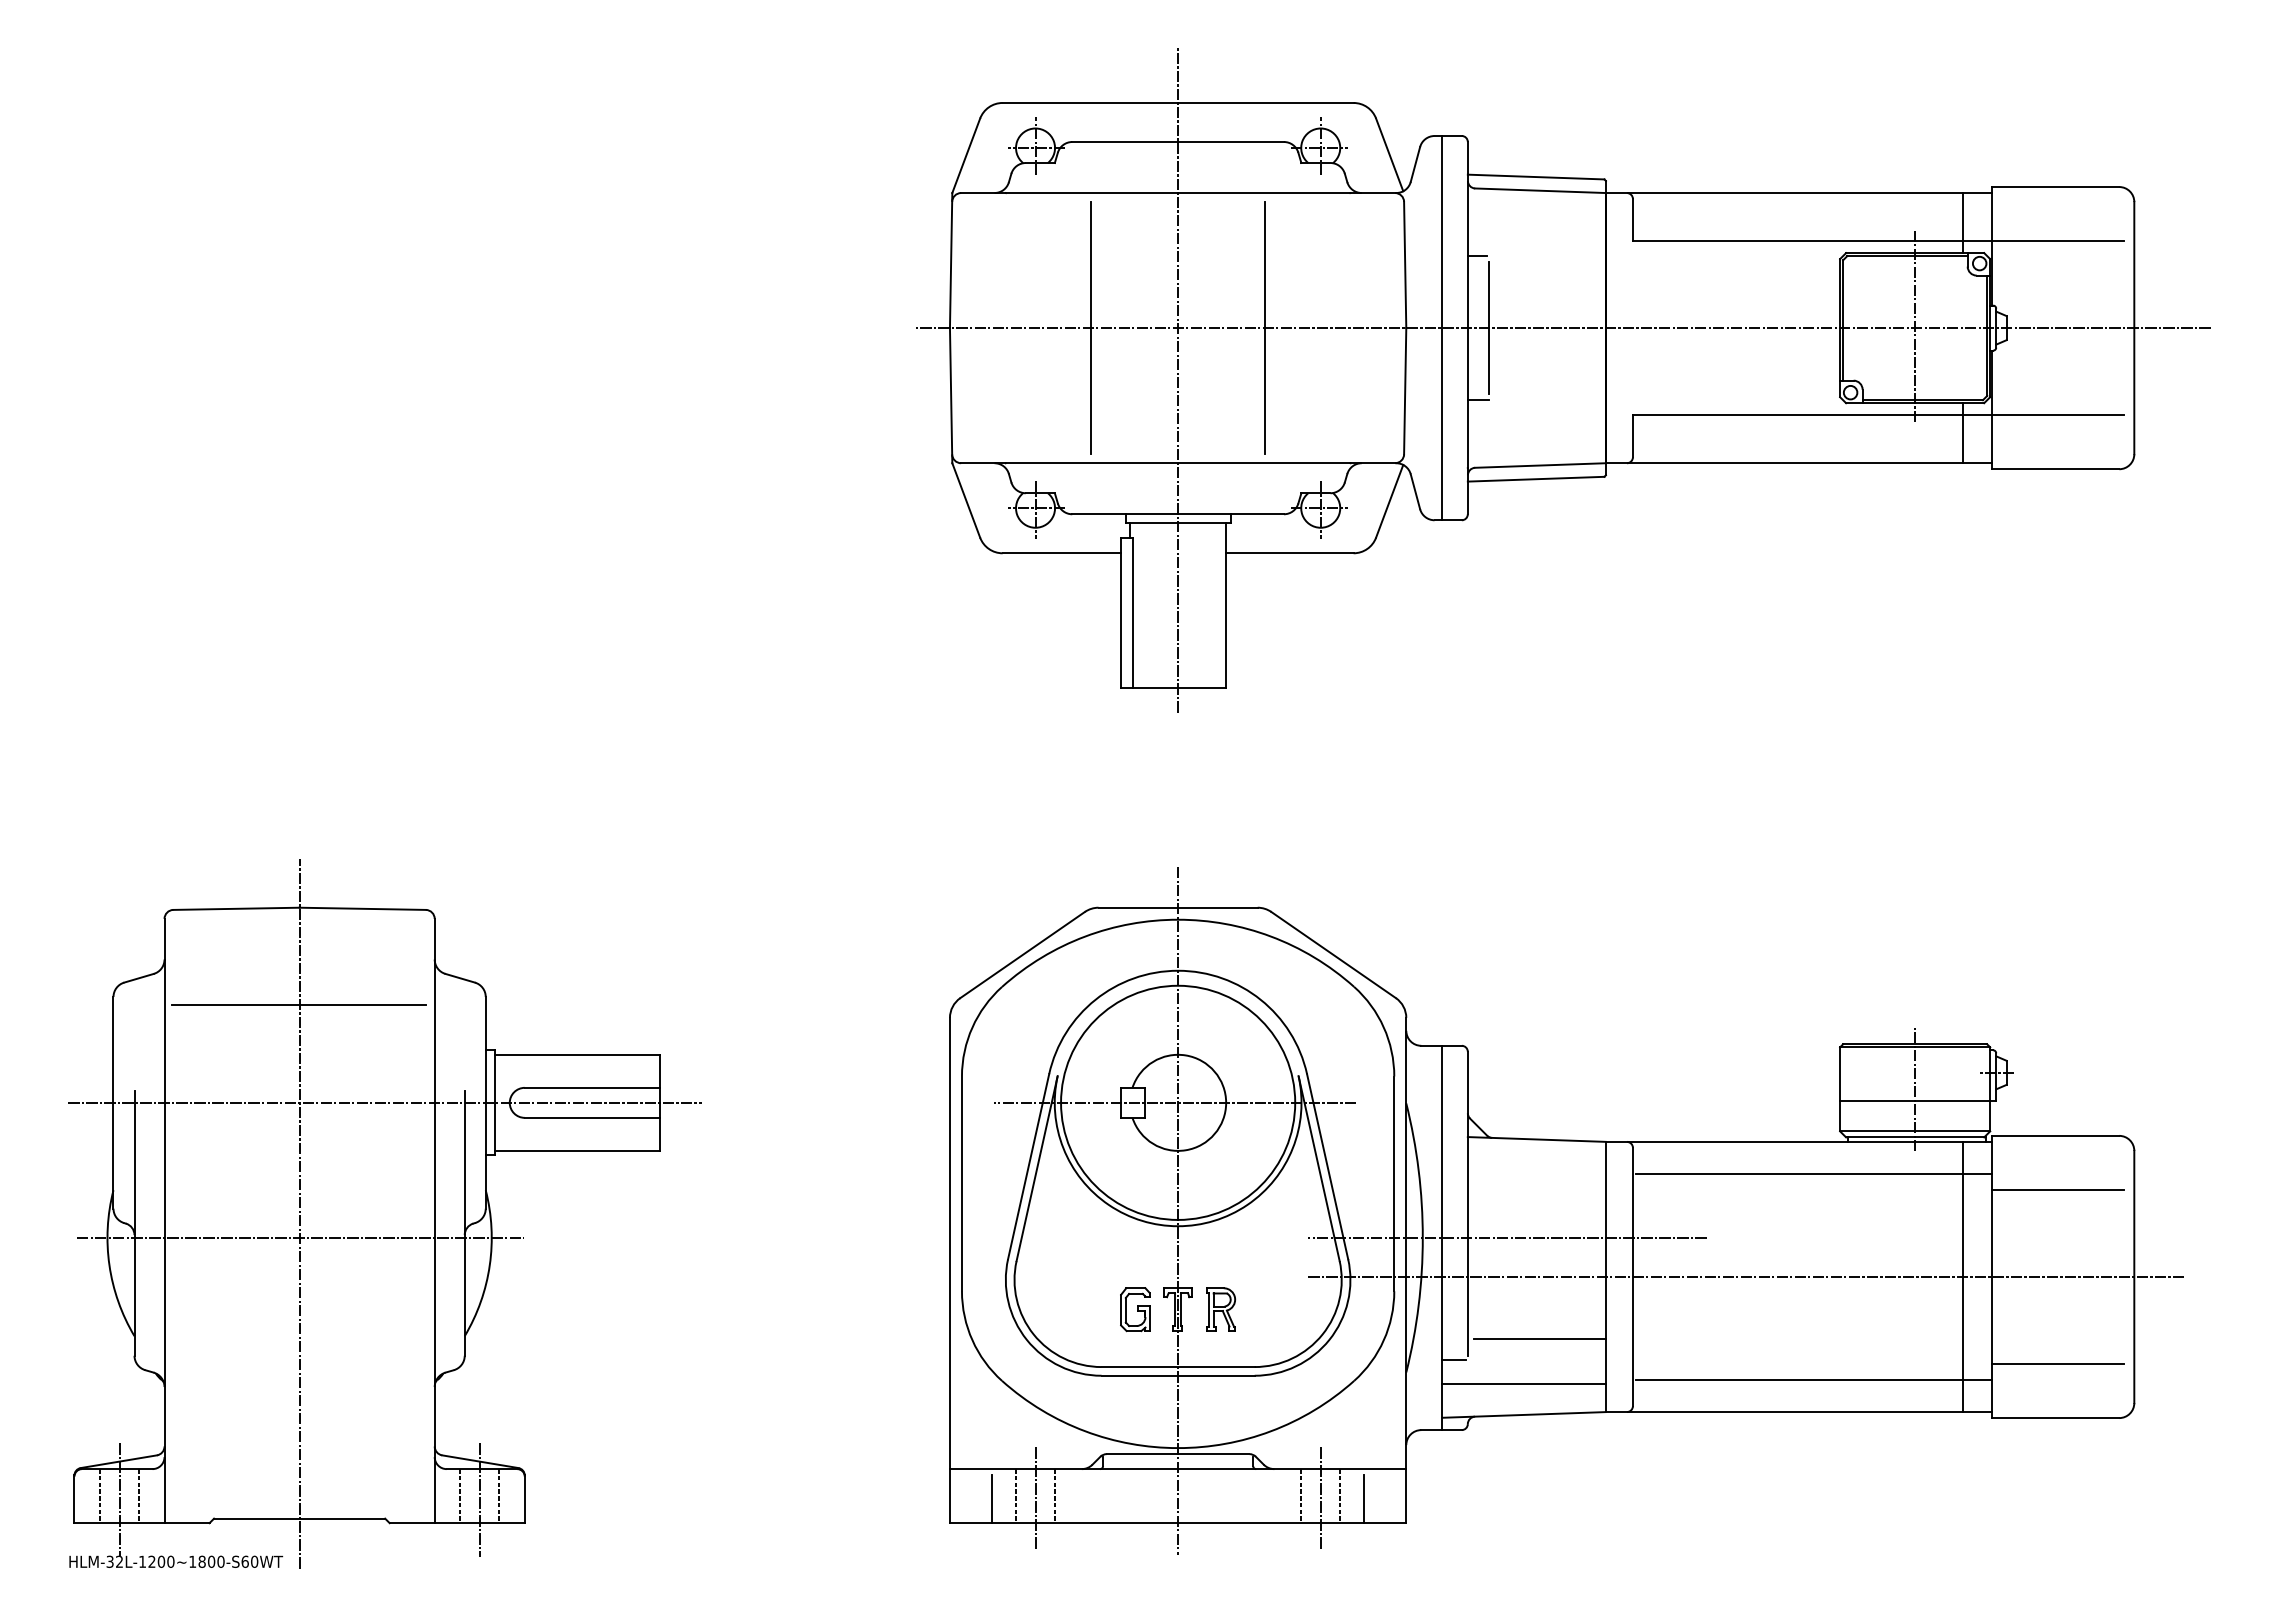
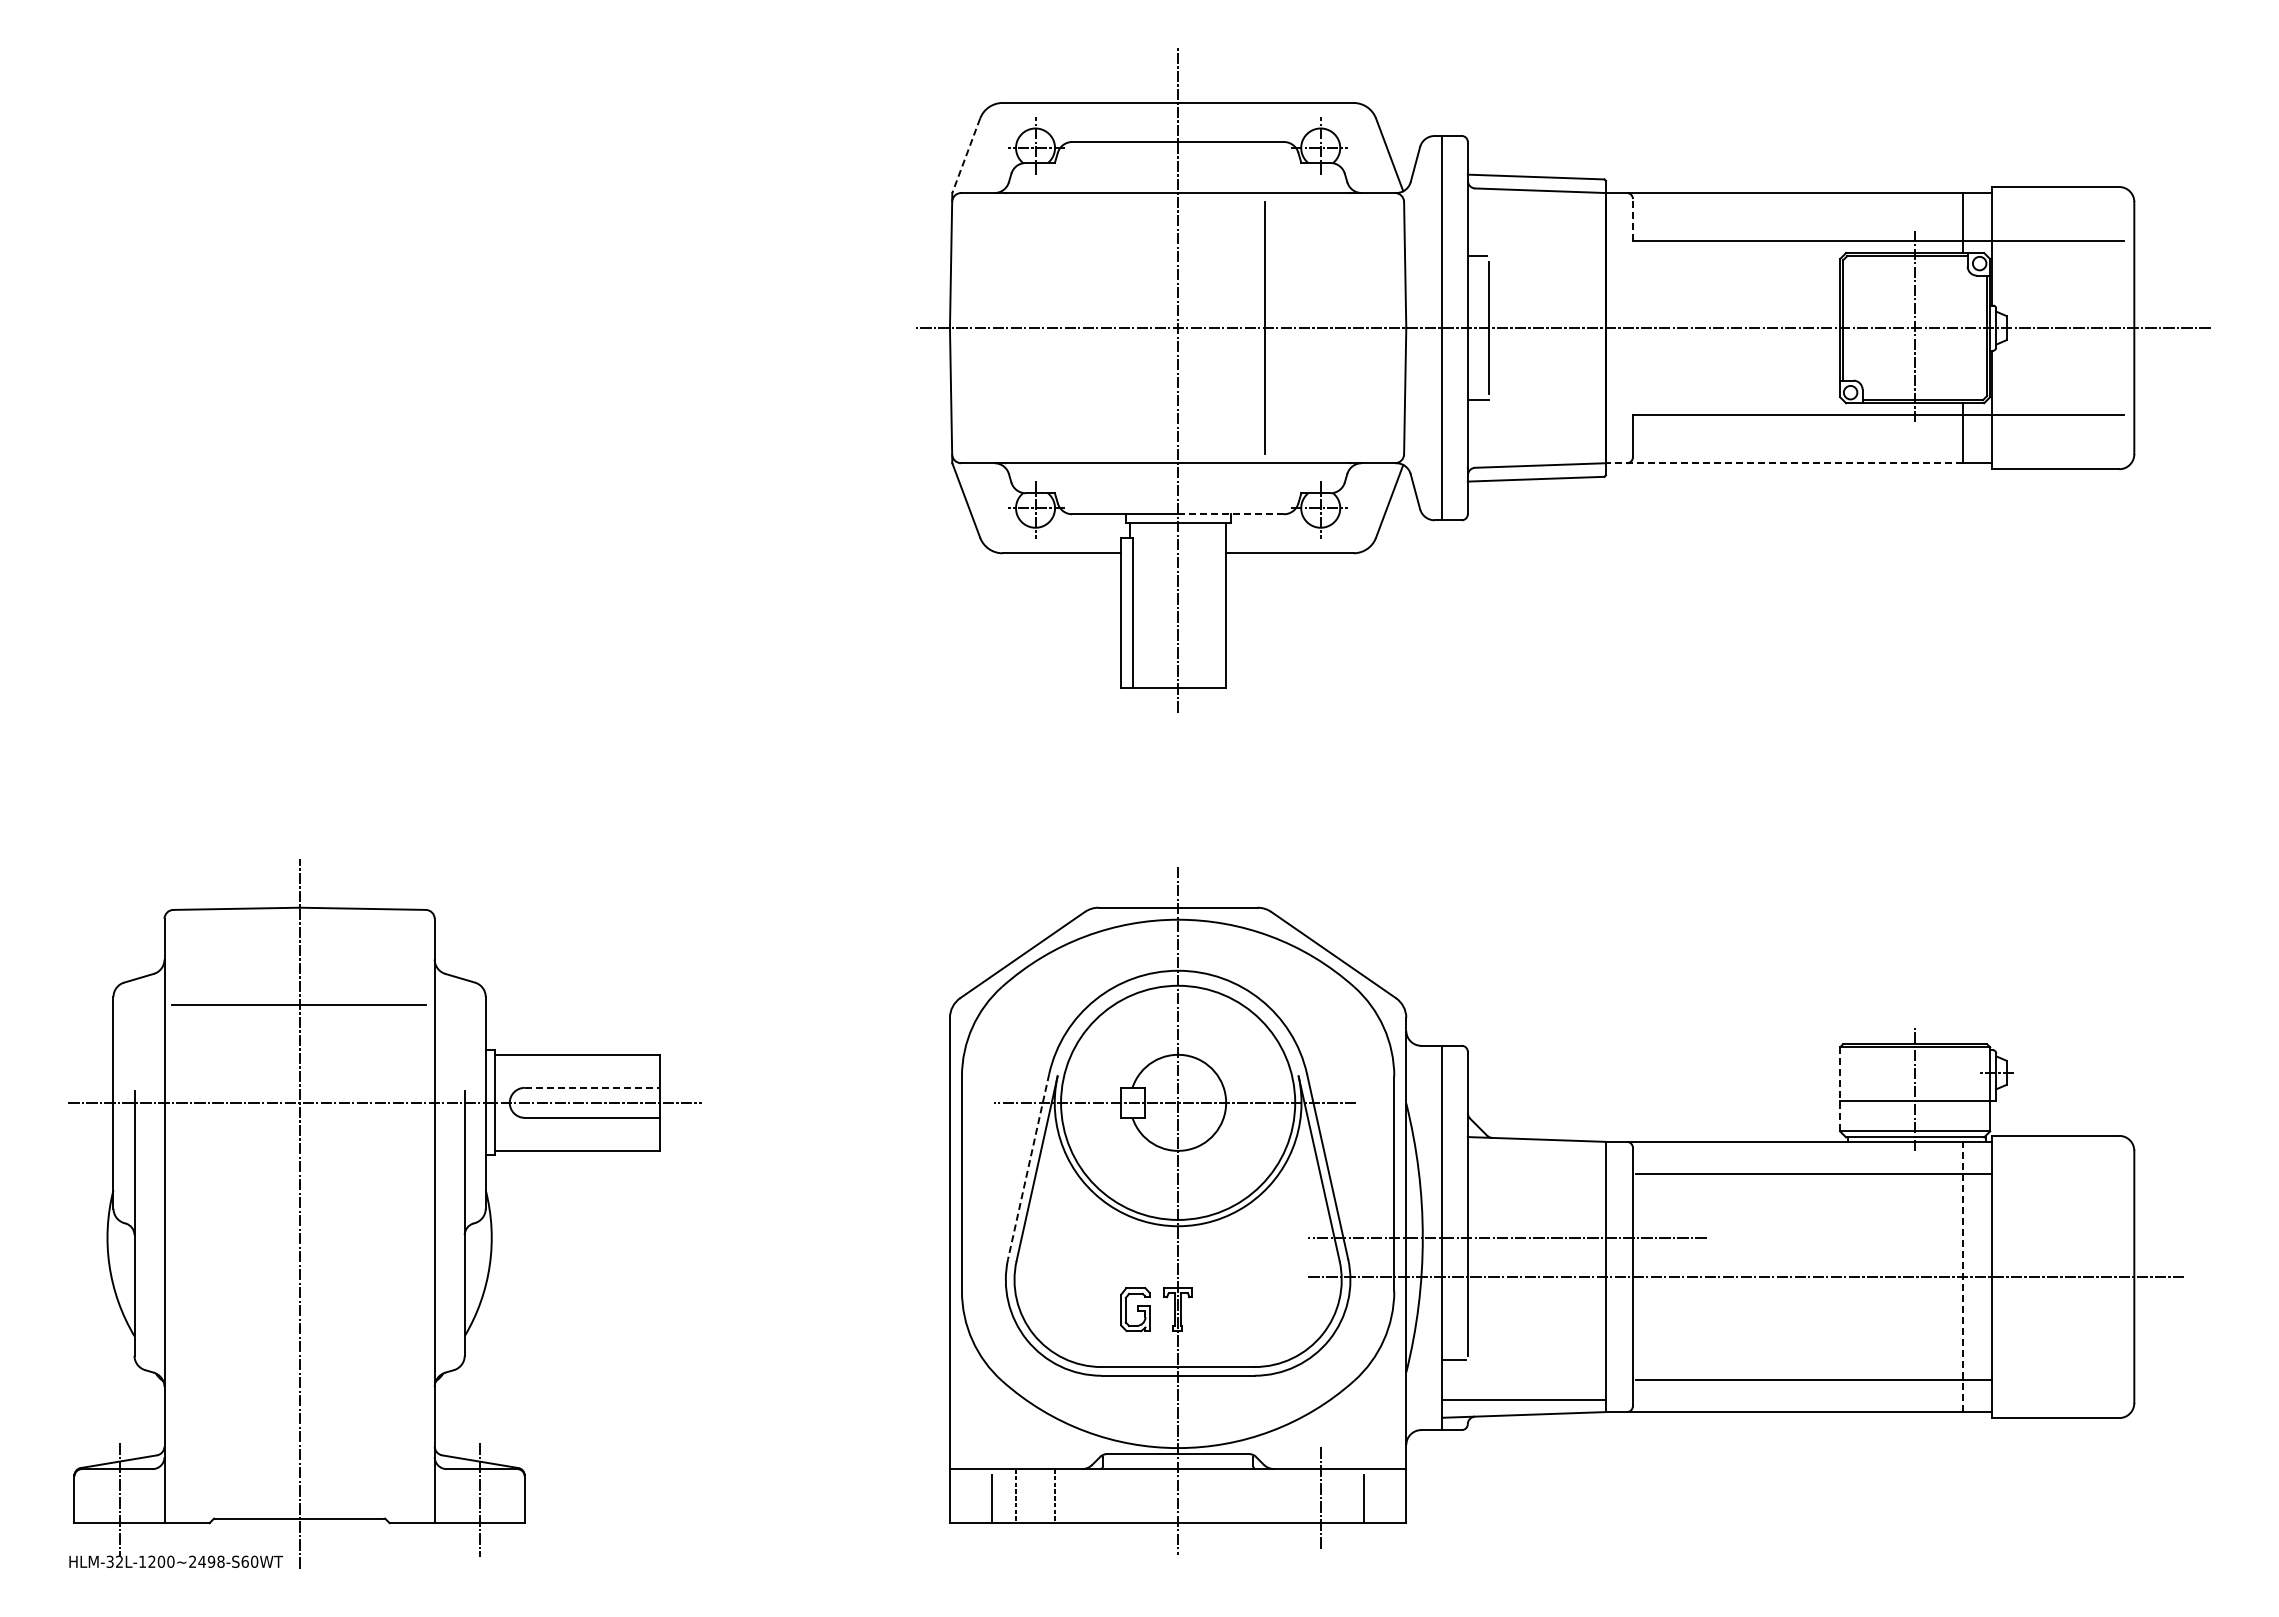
line: solid -> dashed (966, 155)
line: solid -> dashed (1632, 219)
line: present -> none (1091, 328)
line: solid -> dashed (1784, 463)
line: solid -> dashed (1231, 514)
line: solid -> dashed (592, 1087)
line: solid -> dashed (1840, 1089)
line: solid -> dashed (1028, 1166)
line: present -> none (2057, 1189)
line: present -> none (300, 1237)
line: solid -> dashed (1963, 1276)
part: present -> none (1221, 1309)
line: present -> none (1539, 1338)
line: present -> none (2057, 1364)
line position: (1523, 1383) -> (1523, 1399) (1523, 1399)
line: present -> none (99, 1496)
line: present -> none (139, 1496)
line: present -> none (460, 1496)
line: present -> none (499, 1496)
line: present -> none (1301, 1496)
line: present -> none (1340, 1496)
line: present -> none (1035, 1497)
text: HLM-32L-1200~1800-S60WT -> HLM-32L-1200~2498-S60WT (206, 1561)
